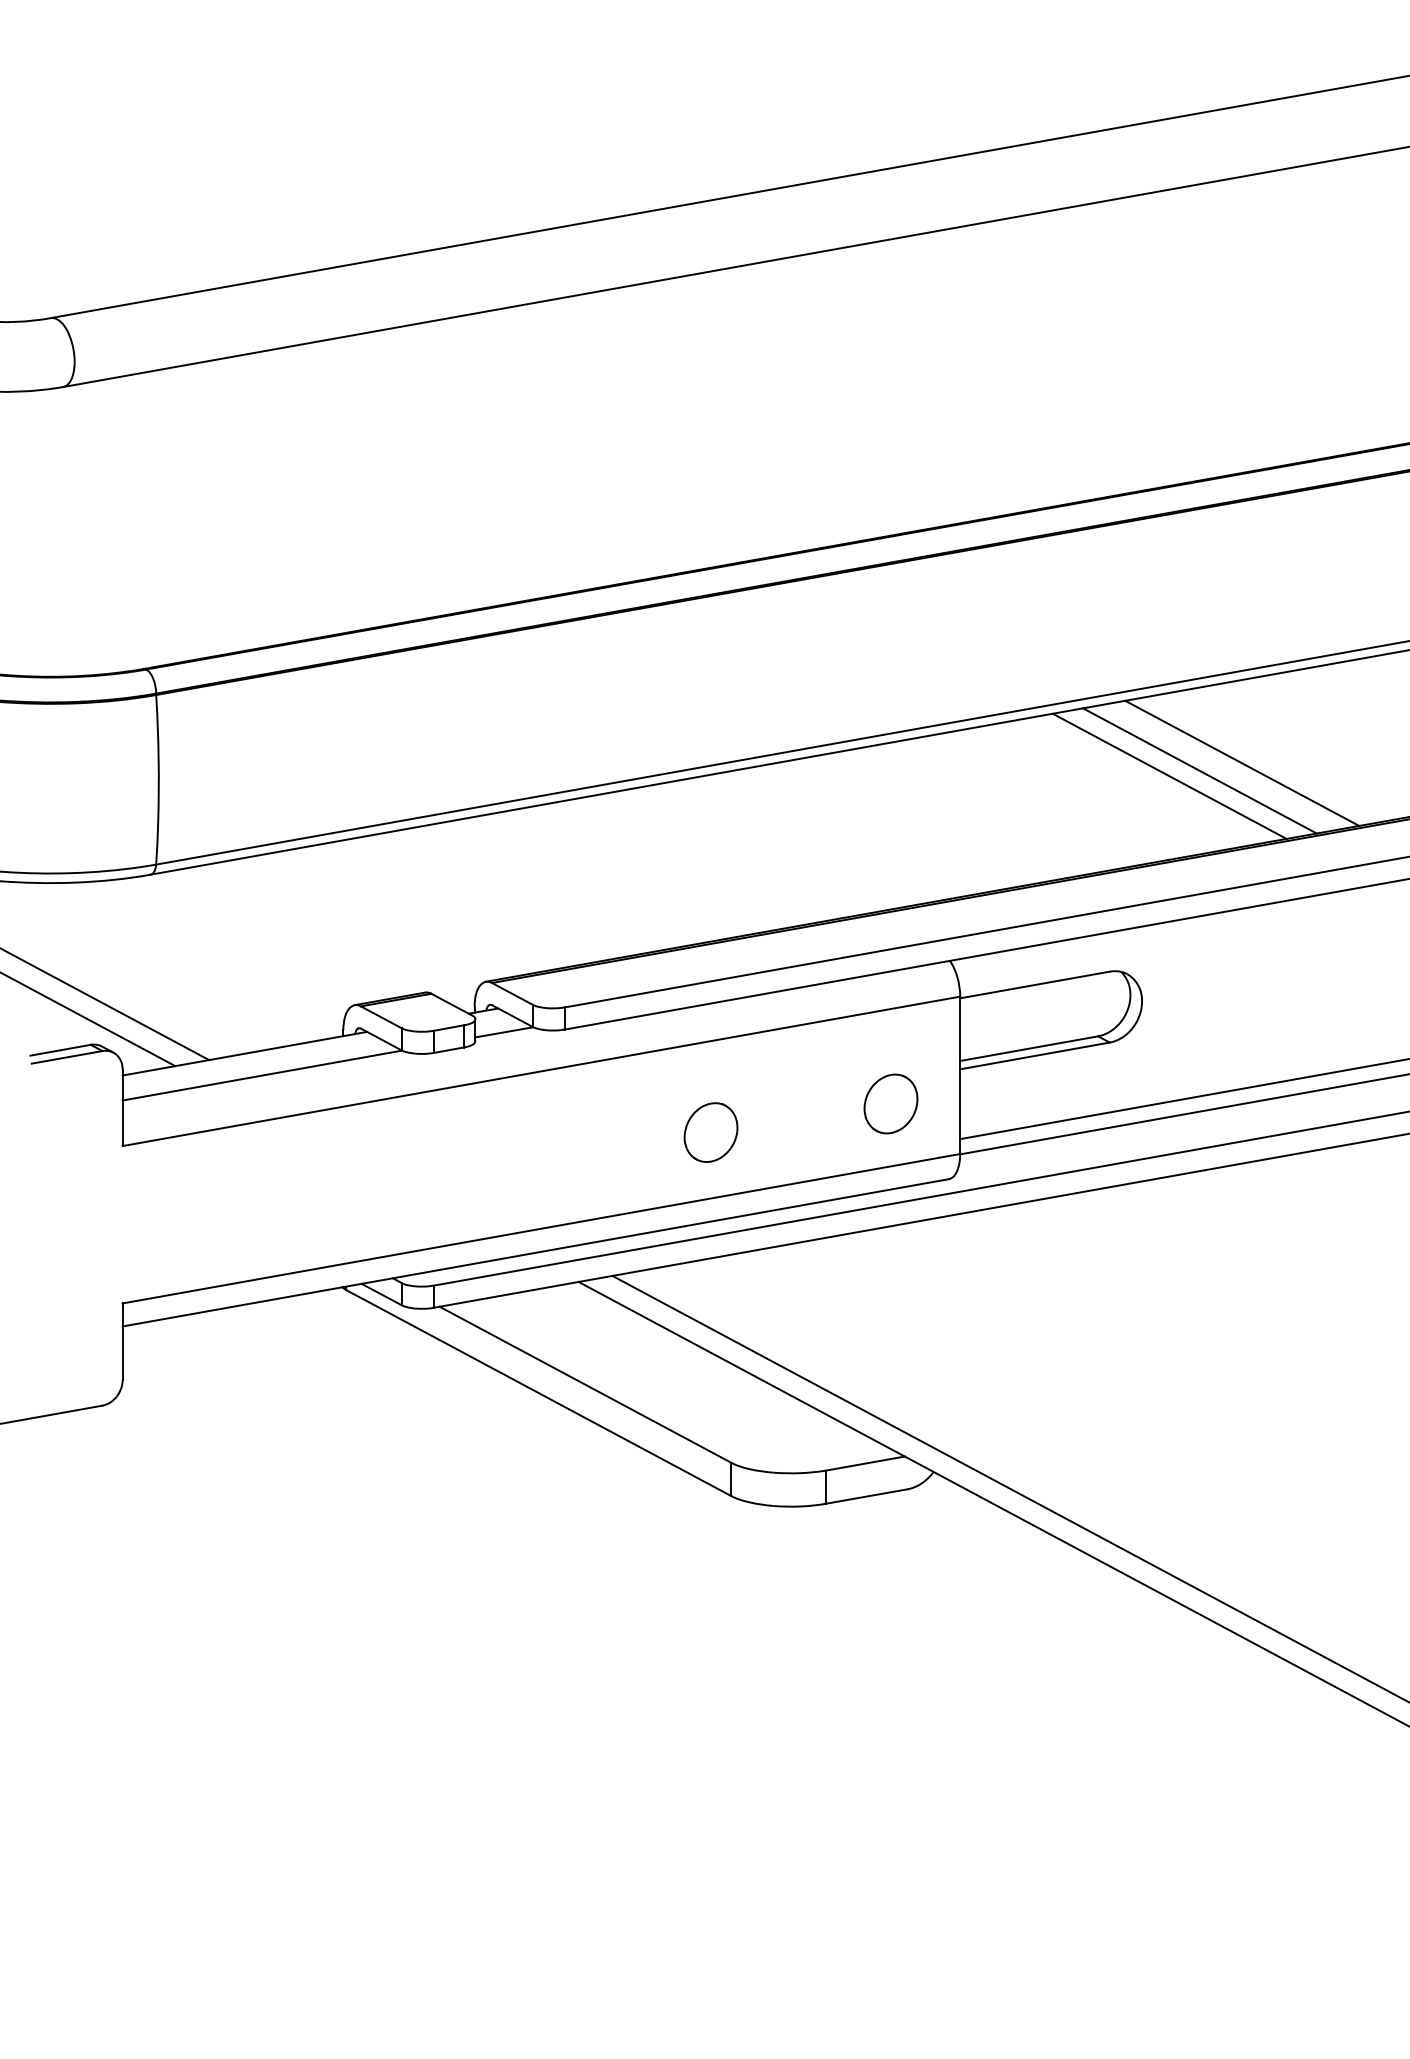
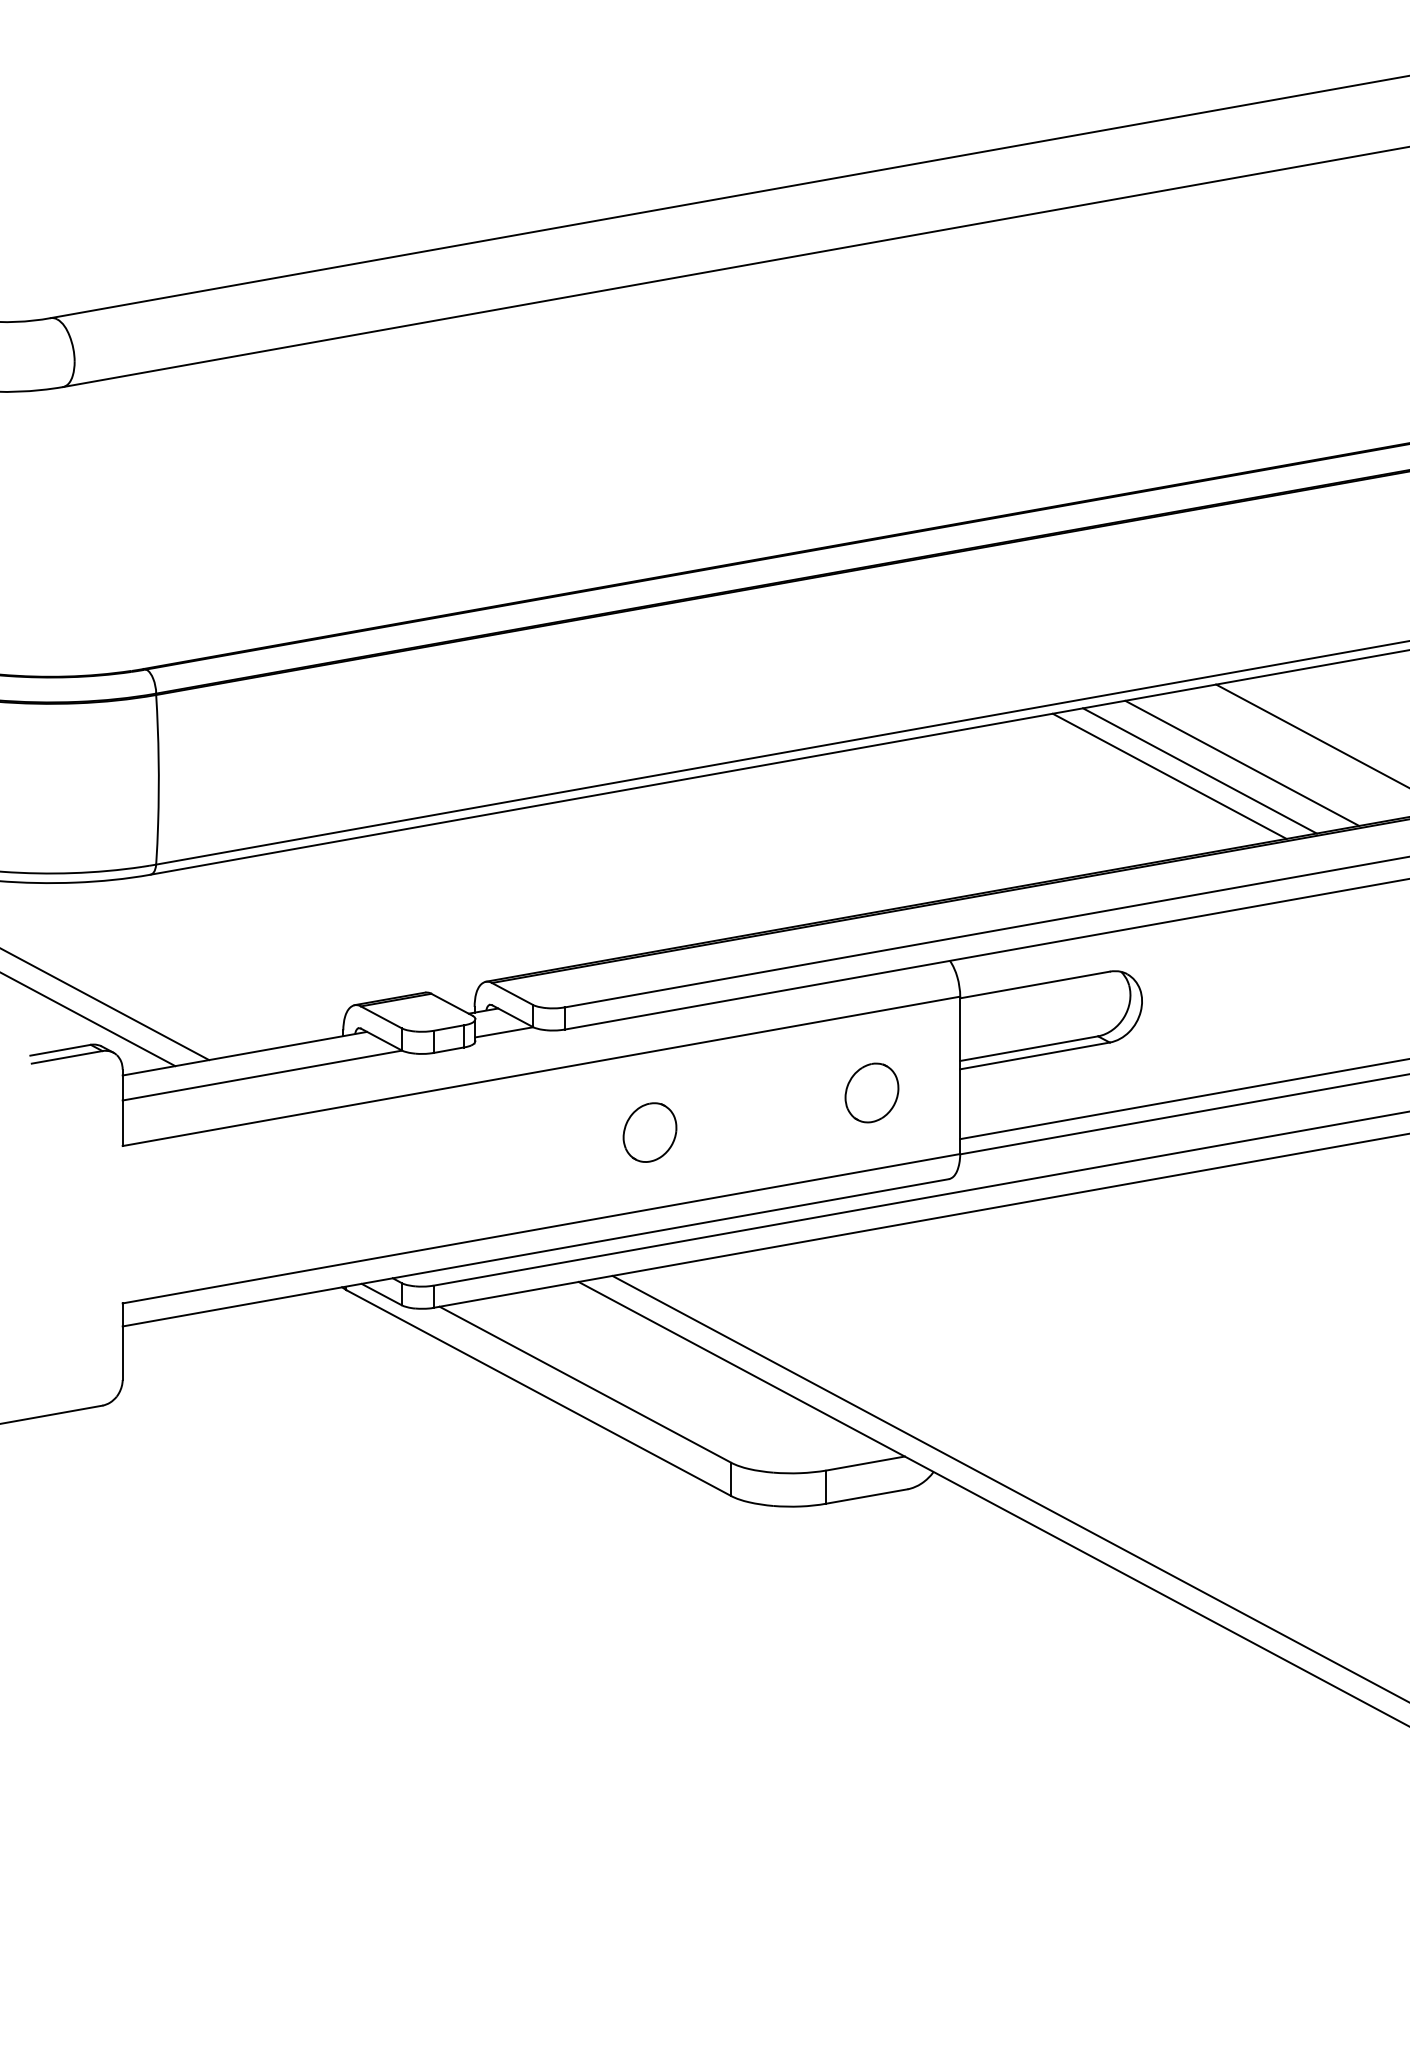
line: none -> present (1311, 735)
part position: (890, 1103) -> (871, 1092) (871, 1092)
part position: (710, 1132) -> (649, 1132) (649, 1132)
